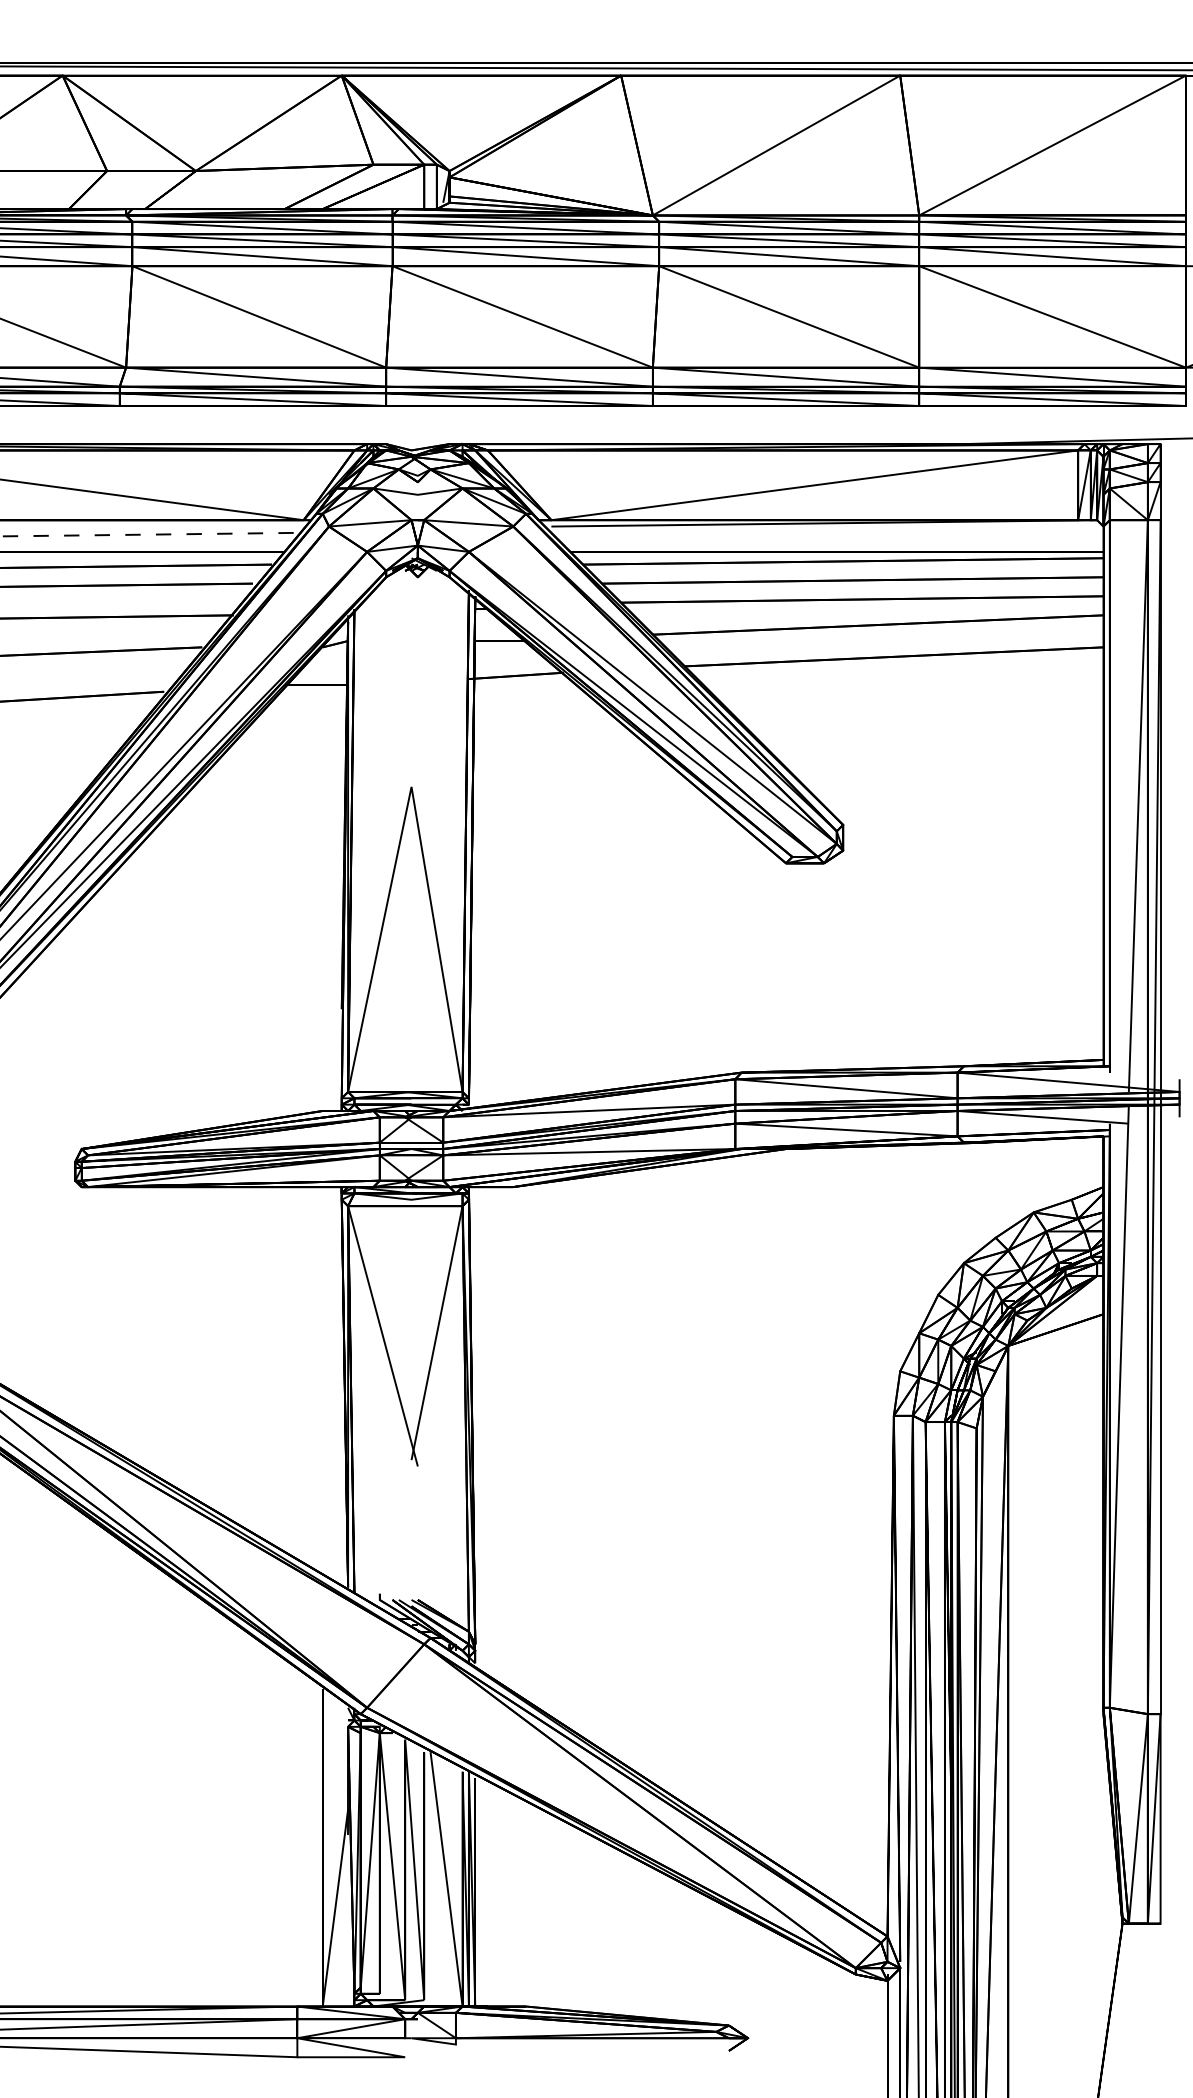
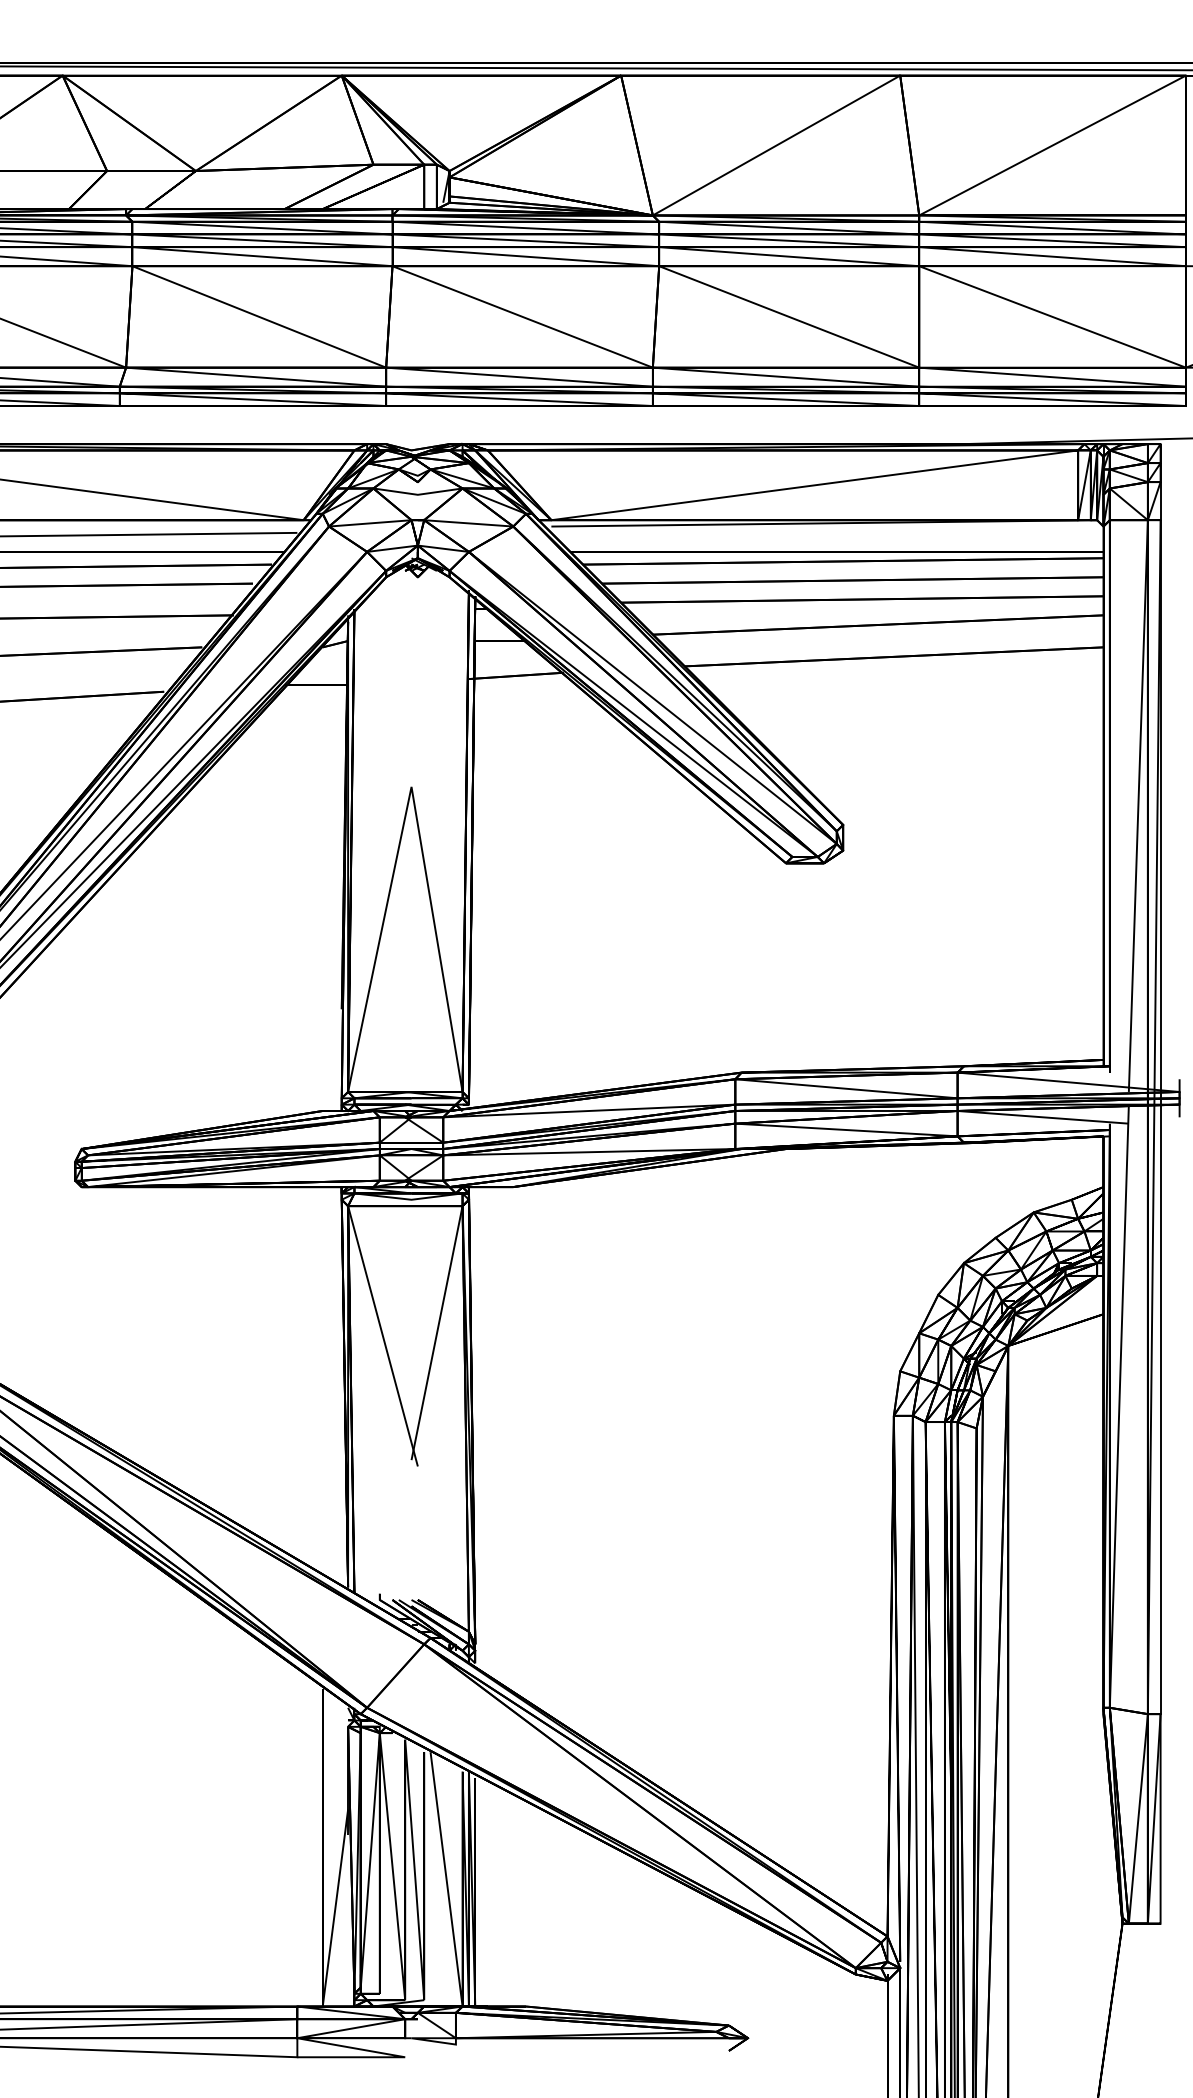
line: dashed -> solid (149, 534)
